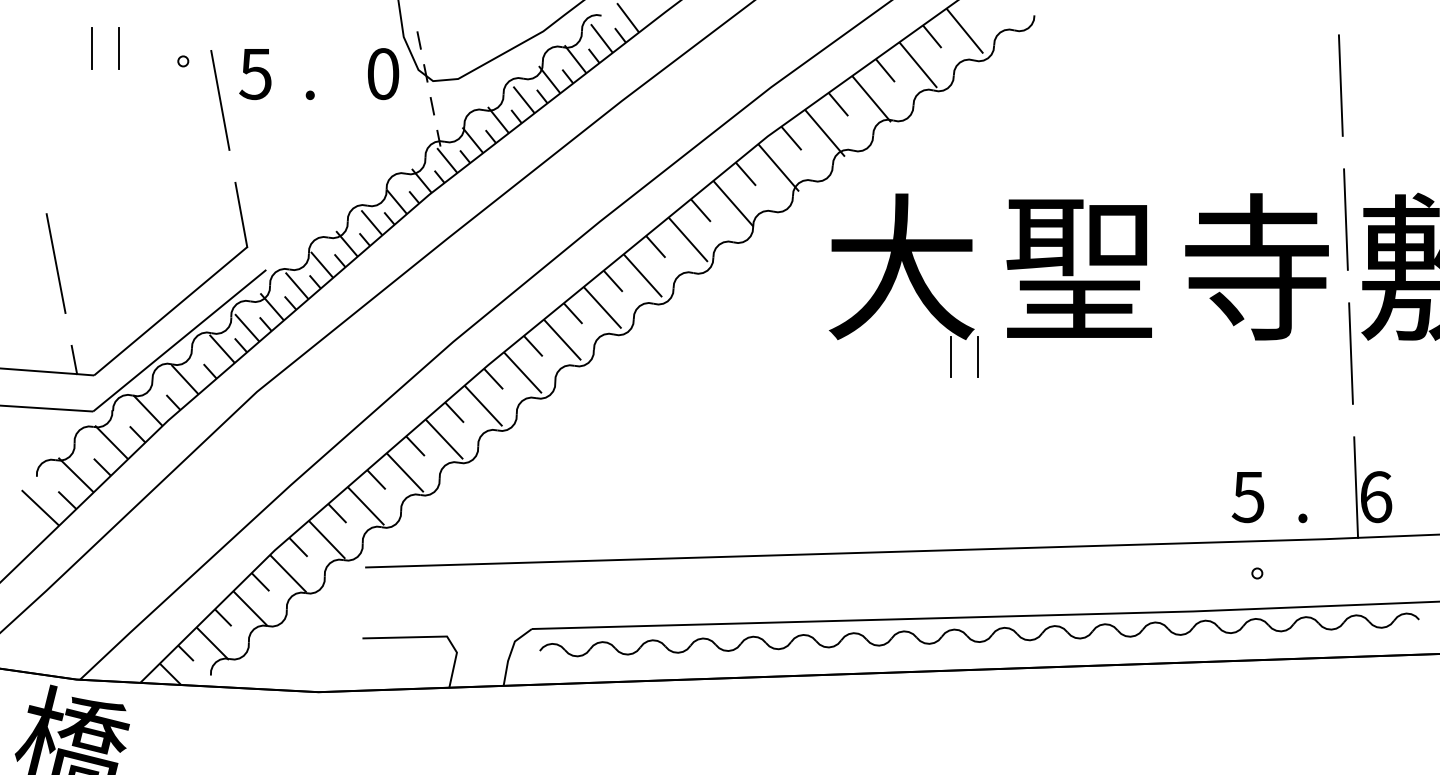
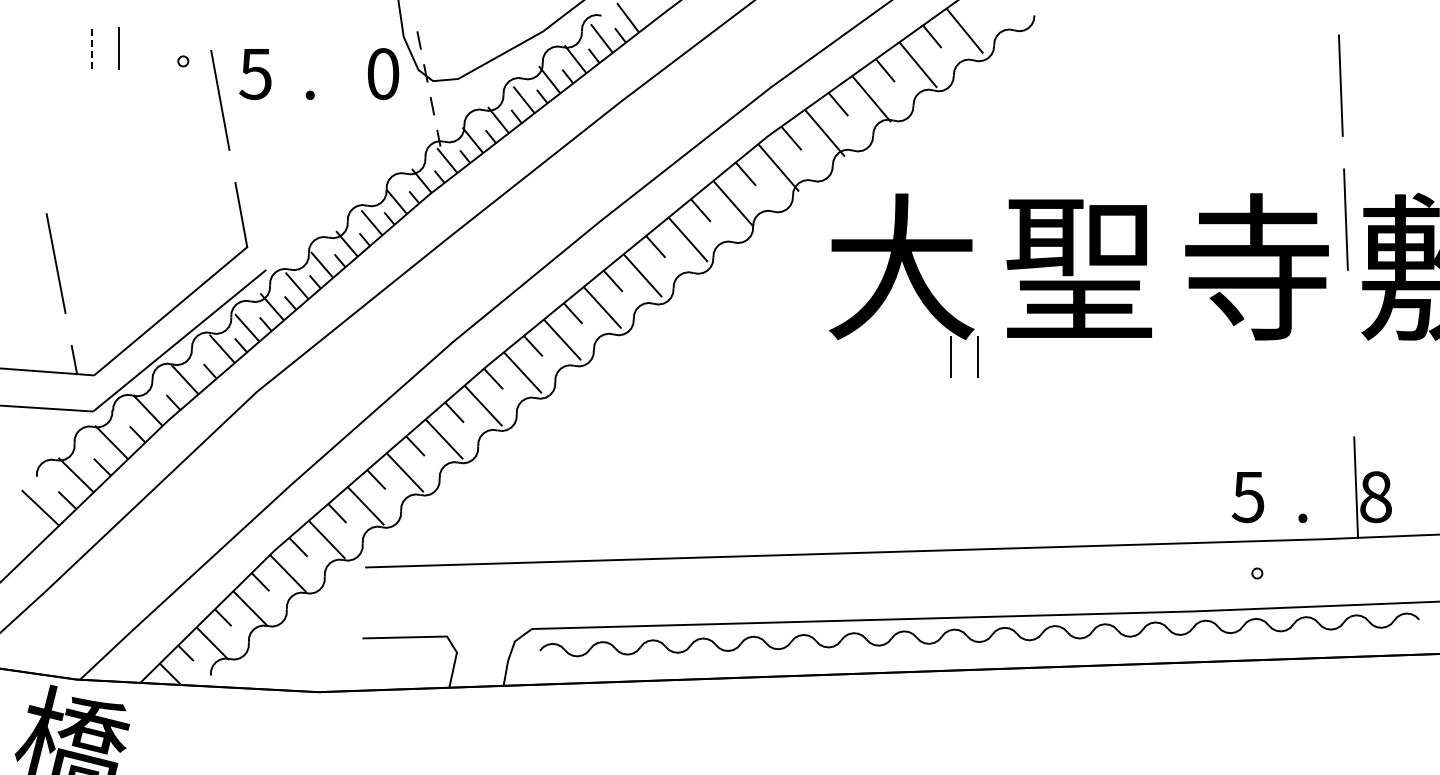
line: solid -> dashed (92, 48)
line: present -> none (1350, 353)
text: 6 -> 8 (1376, 497)
